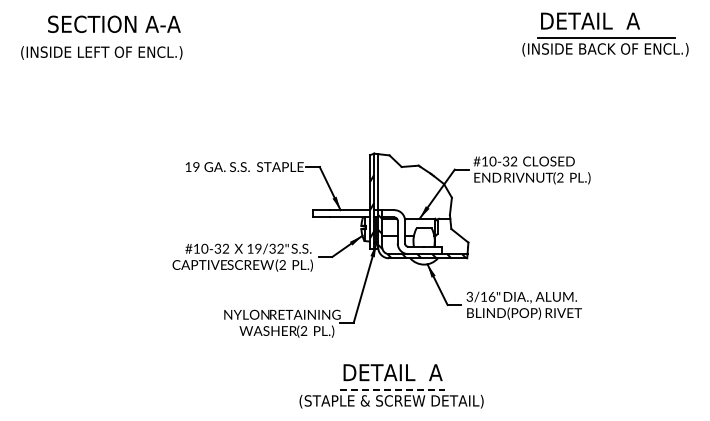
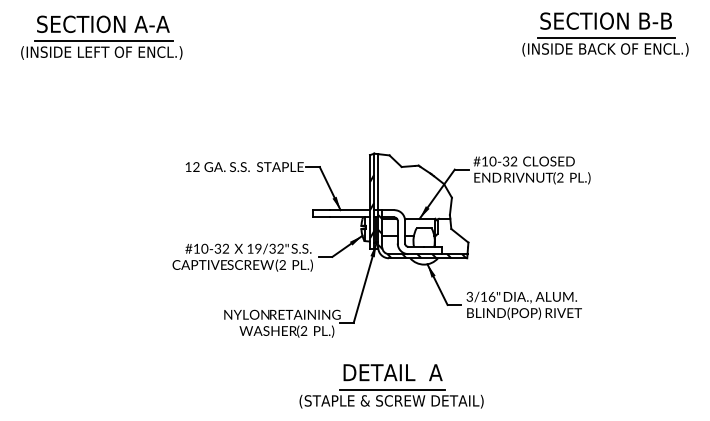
text: DETAIL  A -> SECTION B-B (605, 20)
text position: (114, 23) -> (103, 23) (103, 23)
line: none -> present (103, 41)
text: 19 -> 12 (196, 167)
line: dashed -> solid (392, 389)
